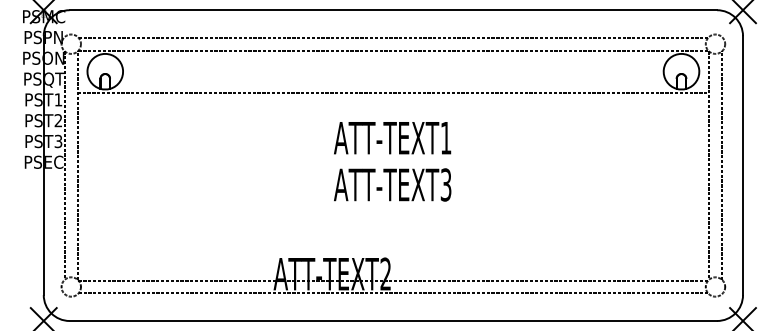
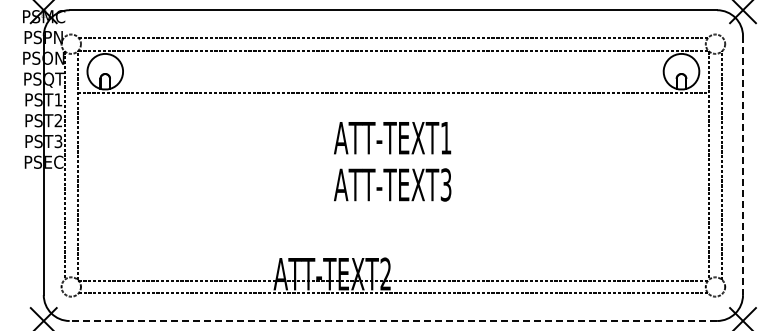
line: solid -> dashed (743, 166)
line: solid -> dashed (393, 321)
